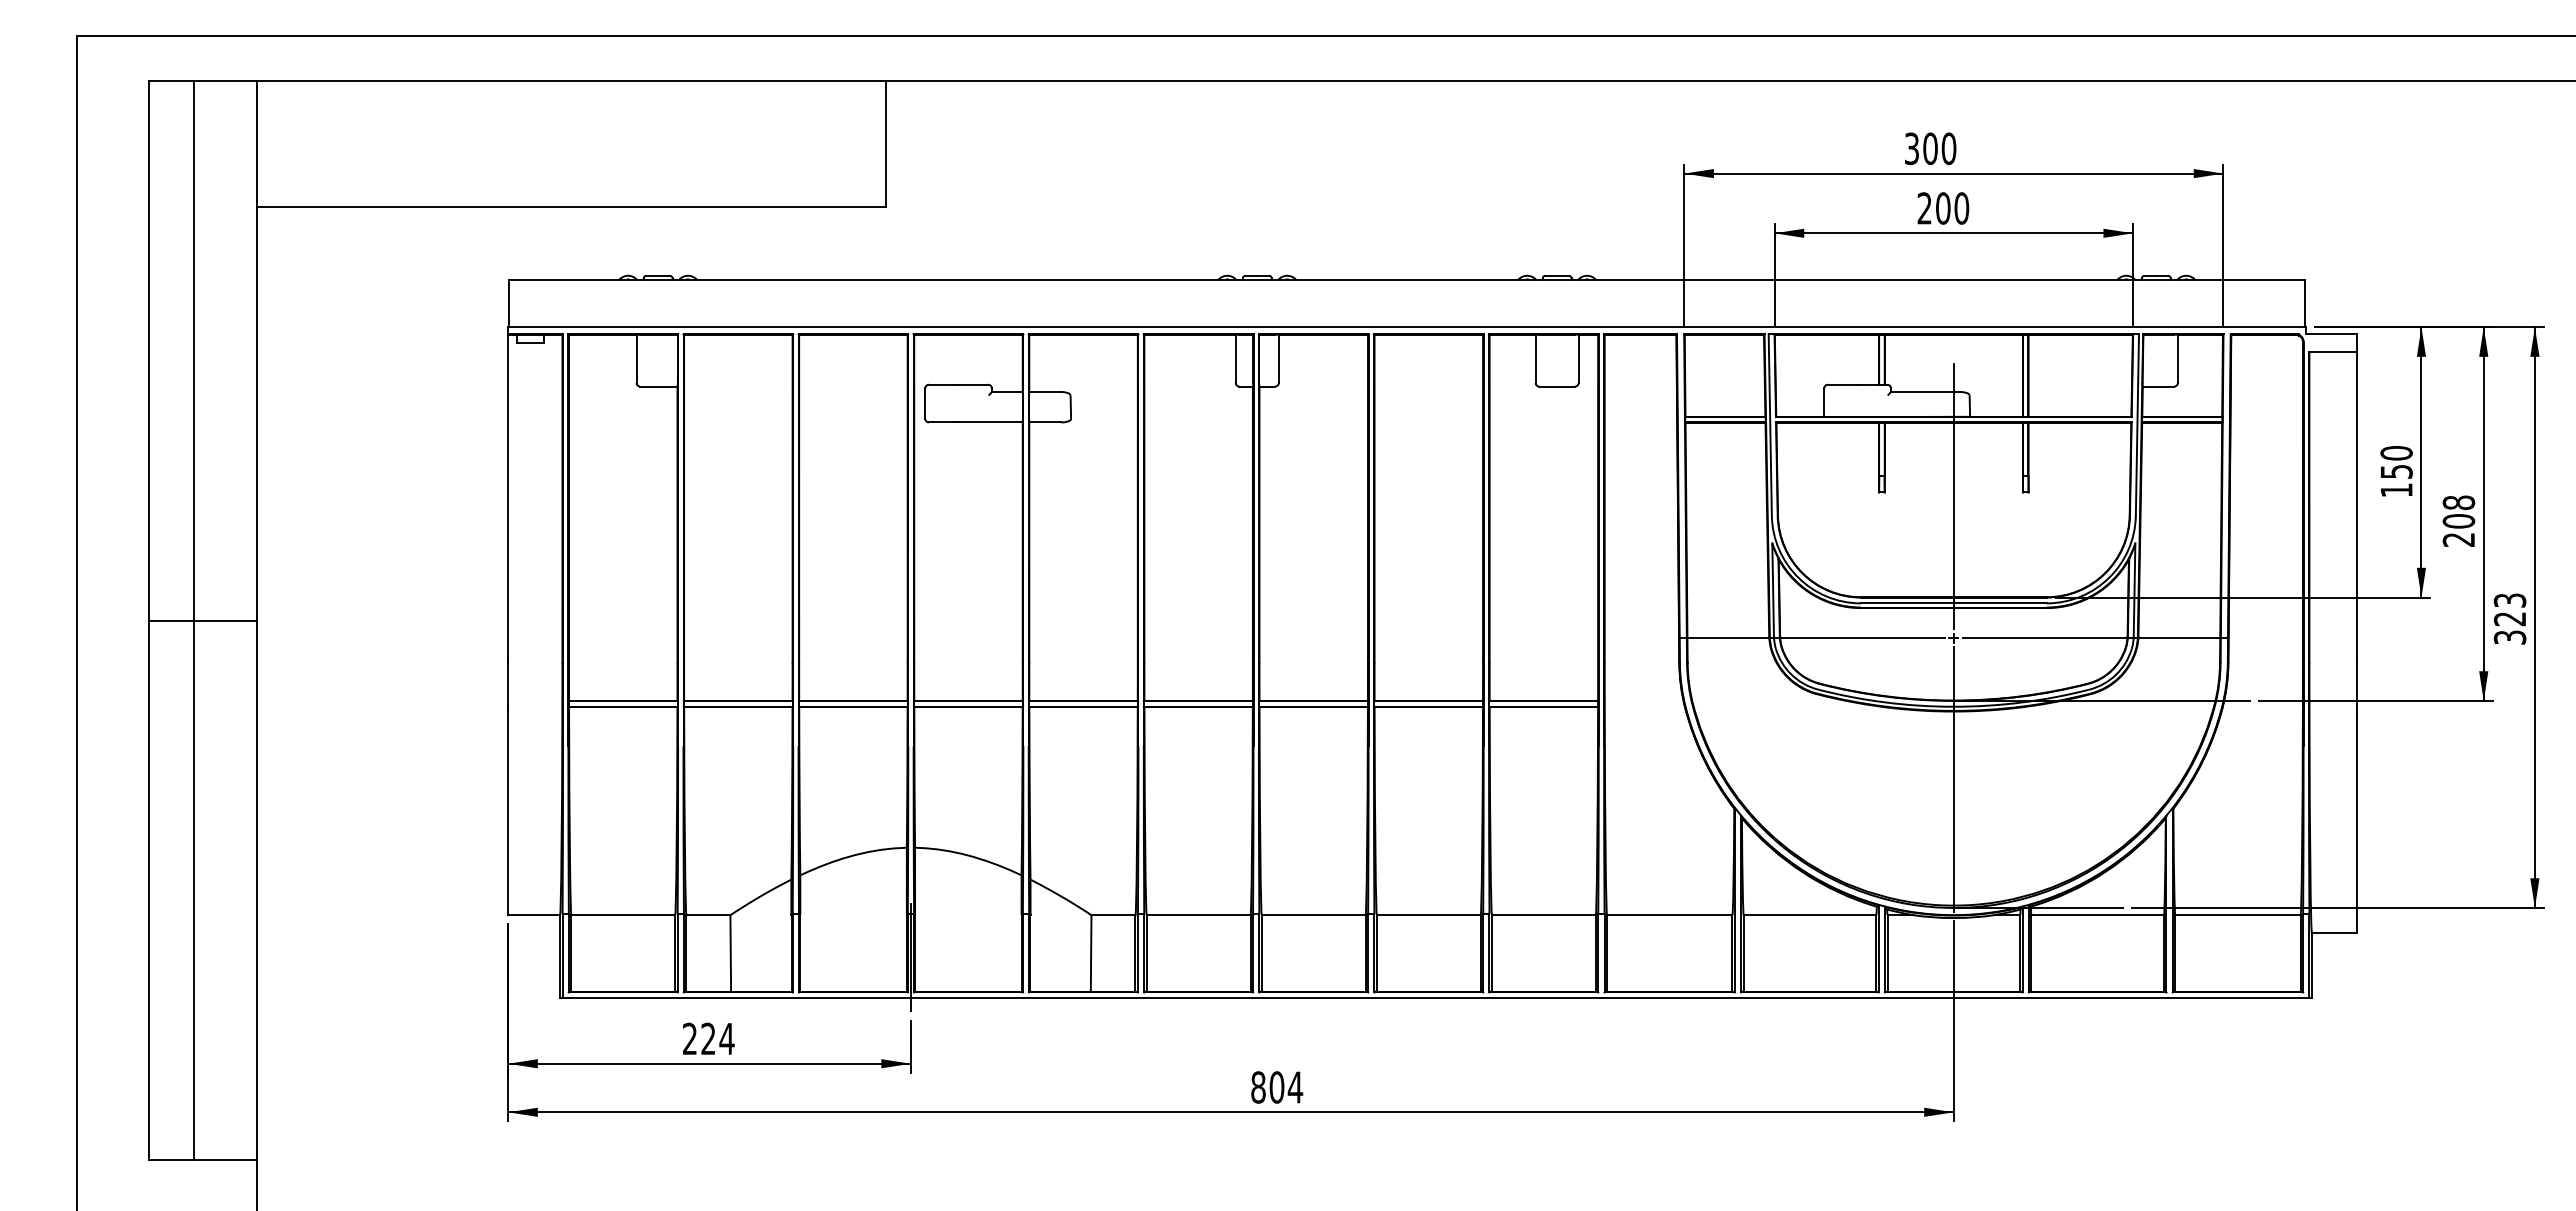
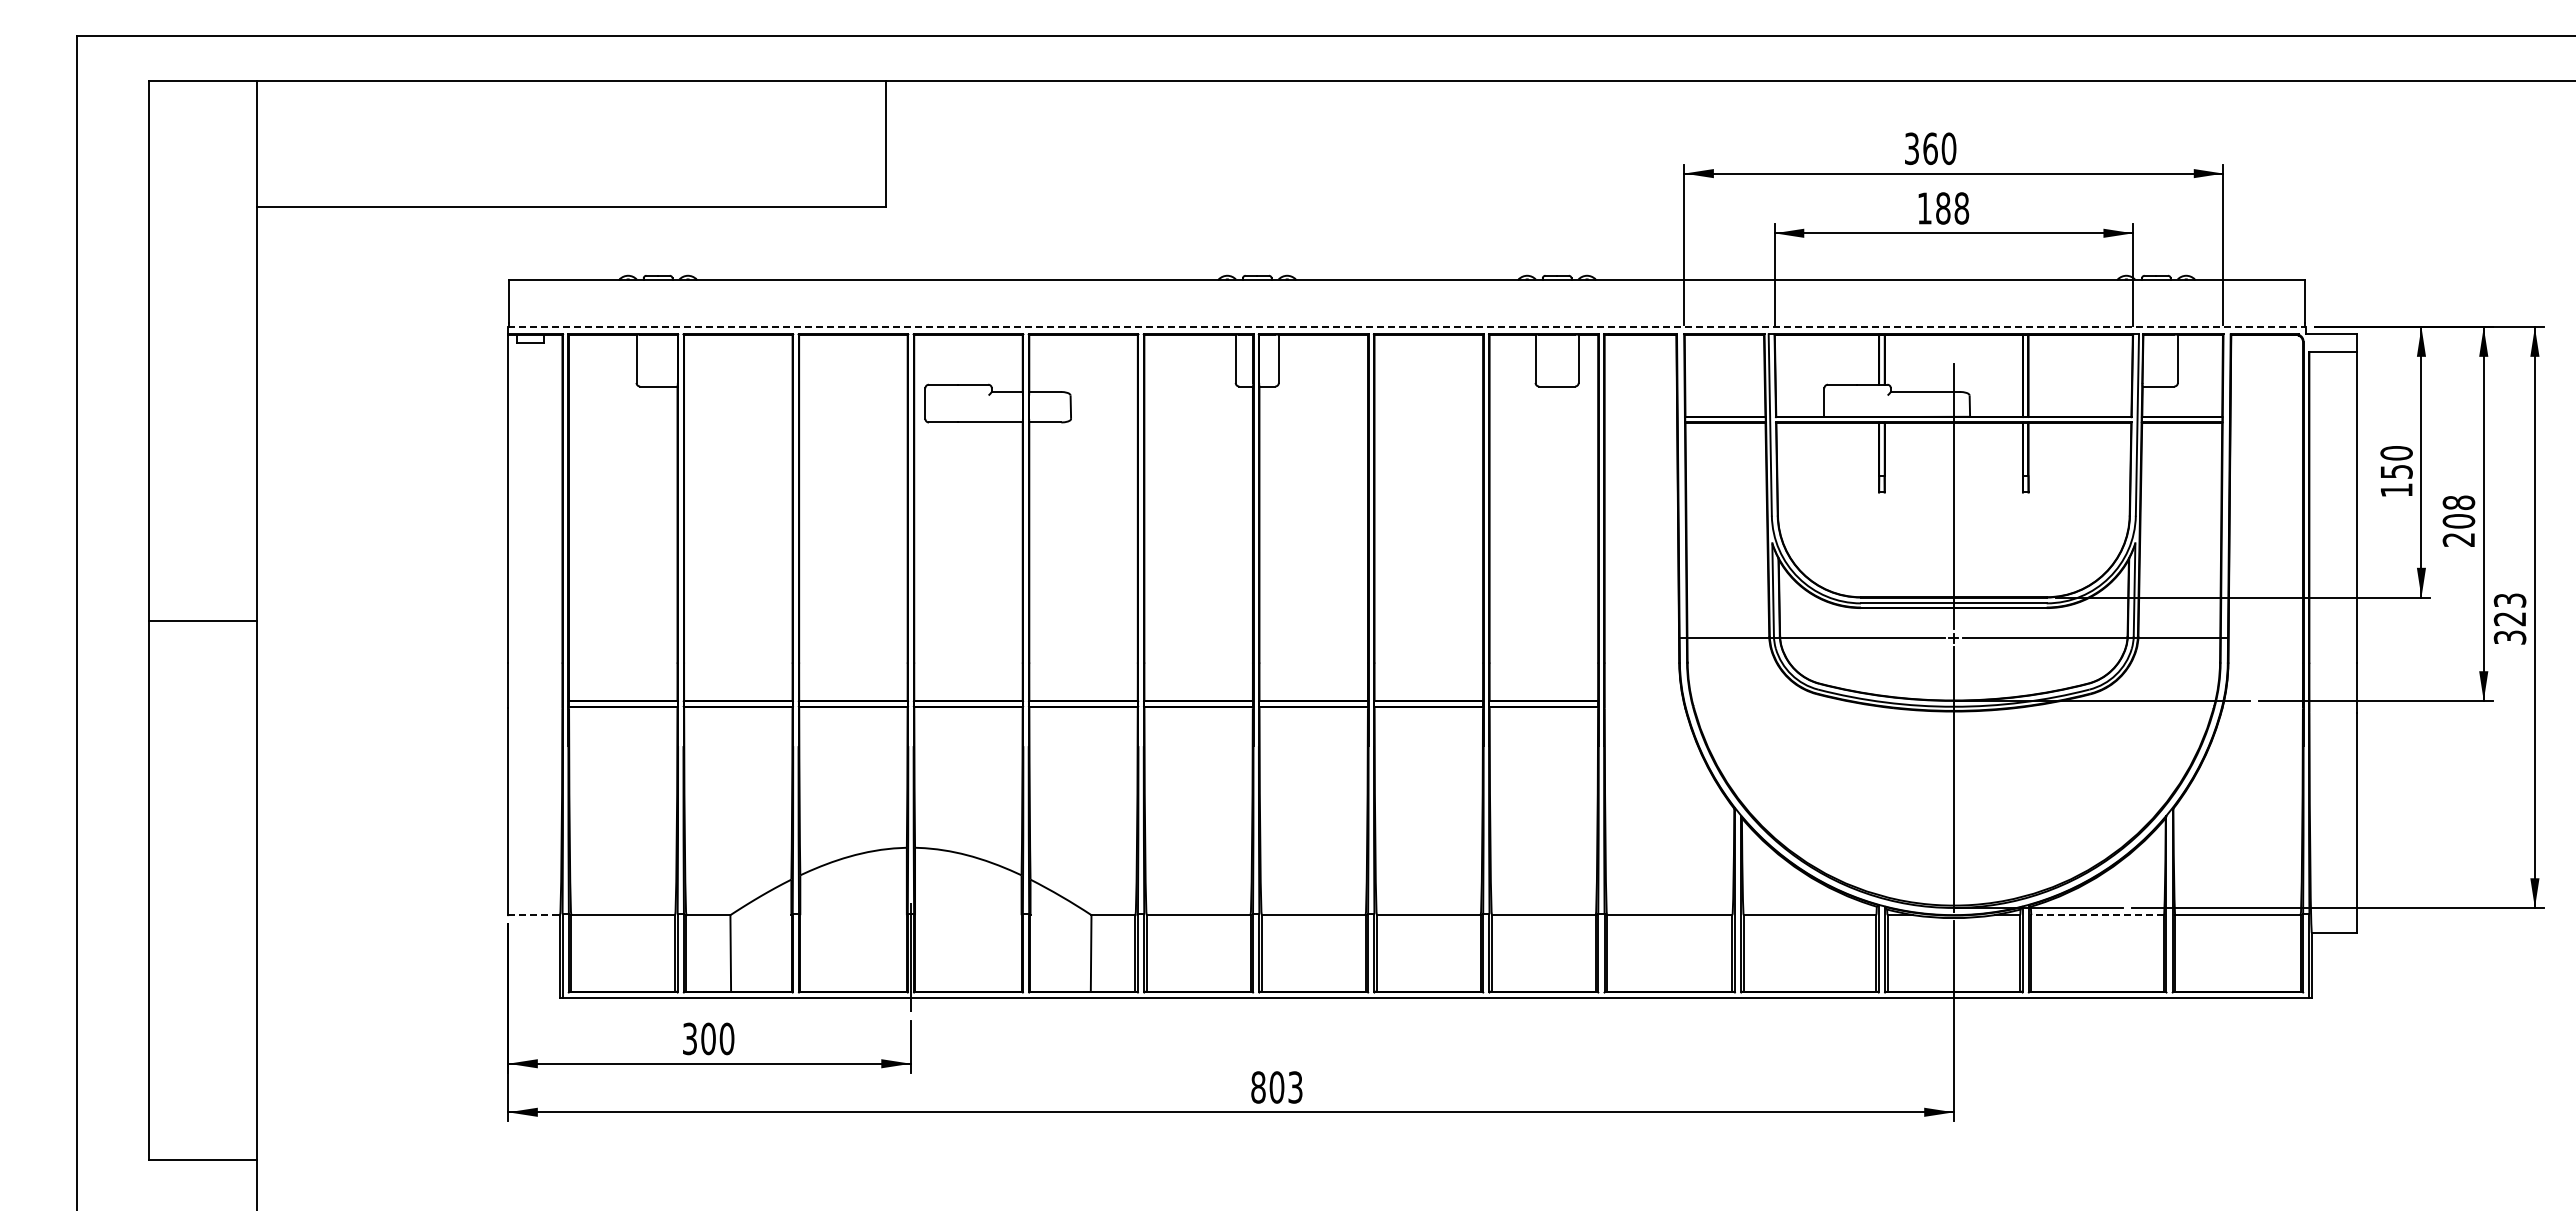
text: 300 -> 360 (1930, 148)
text: 200 -> 188 (1943, 208)
line: solid -> dashed (1407, 327)
line: present -> none (194, 620)
line: solid -> dashed (534, 915)
line: solid -> dashed (2097, 915)
text: 224 -> 300 (708, 1038)
text: 804 -> 803 (1295, 1087)
